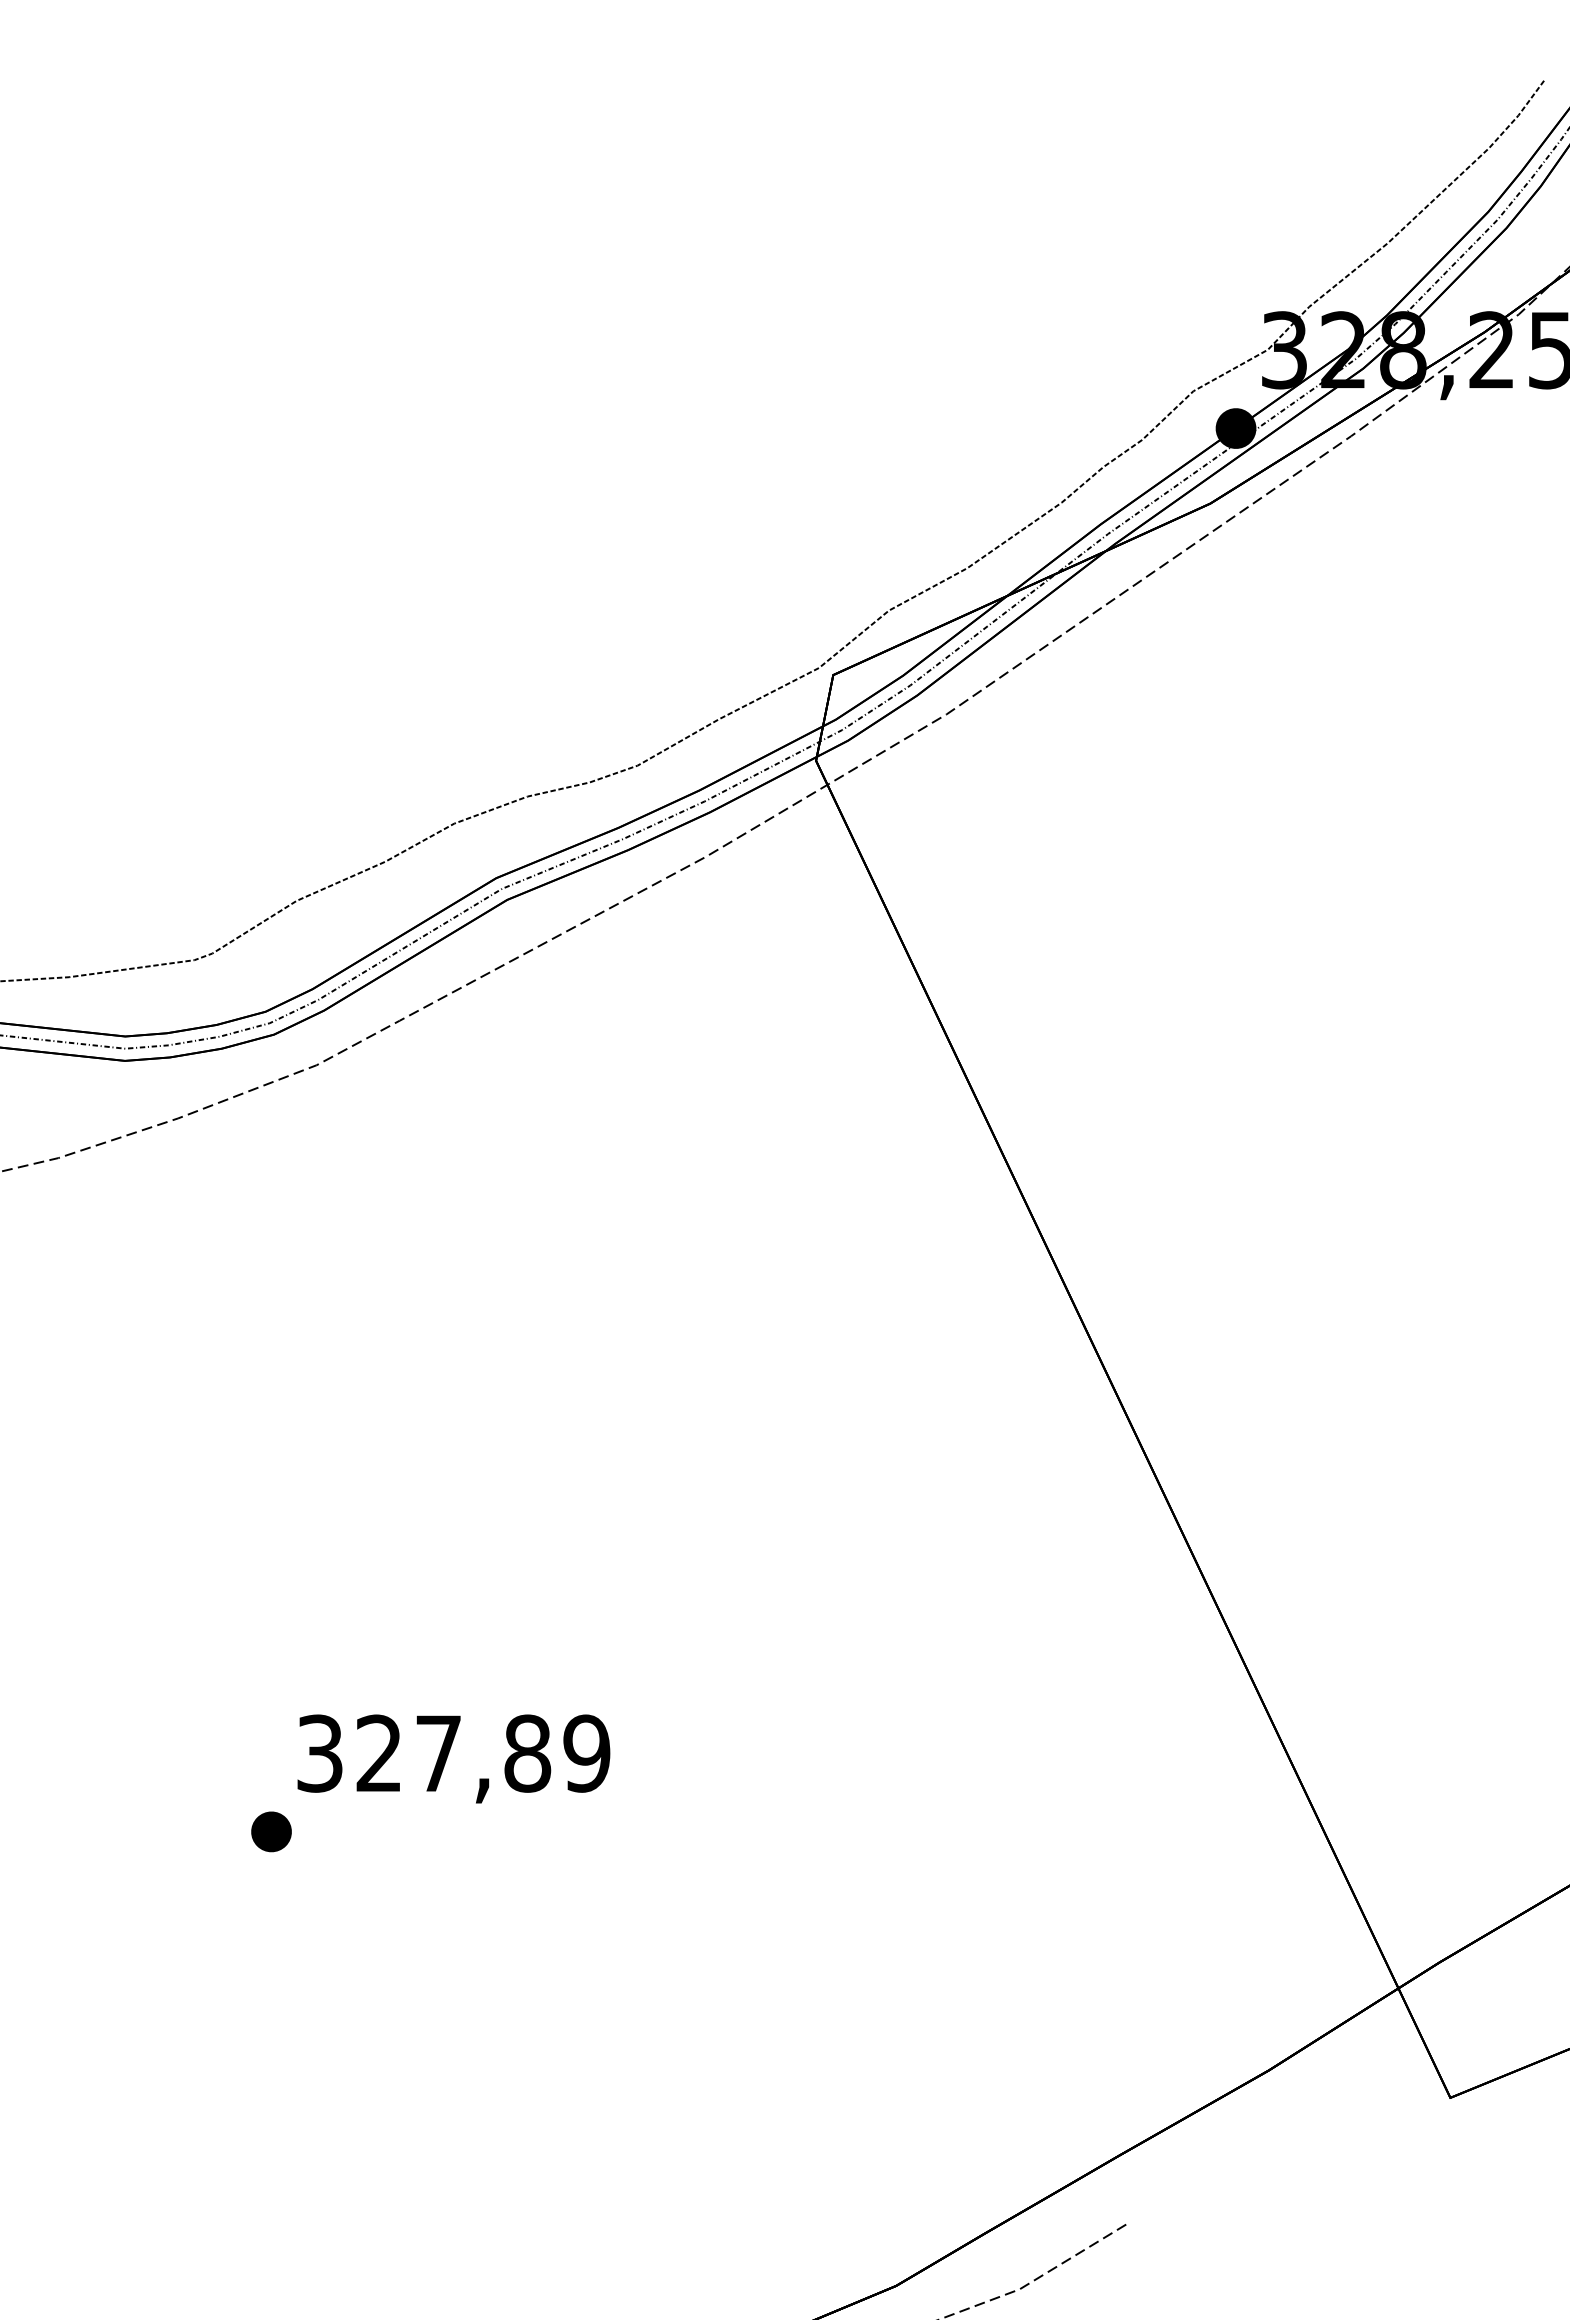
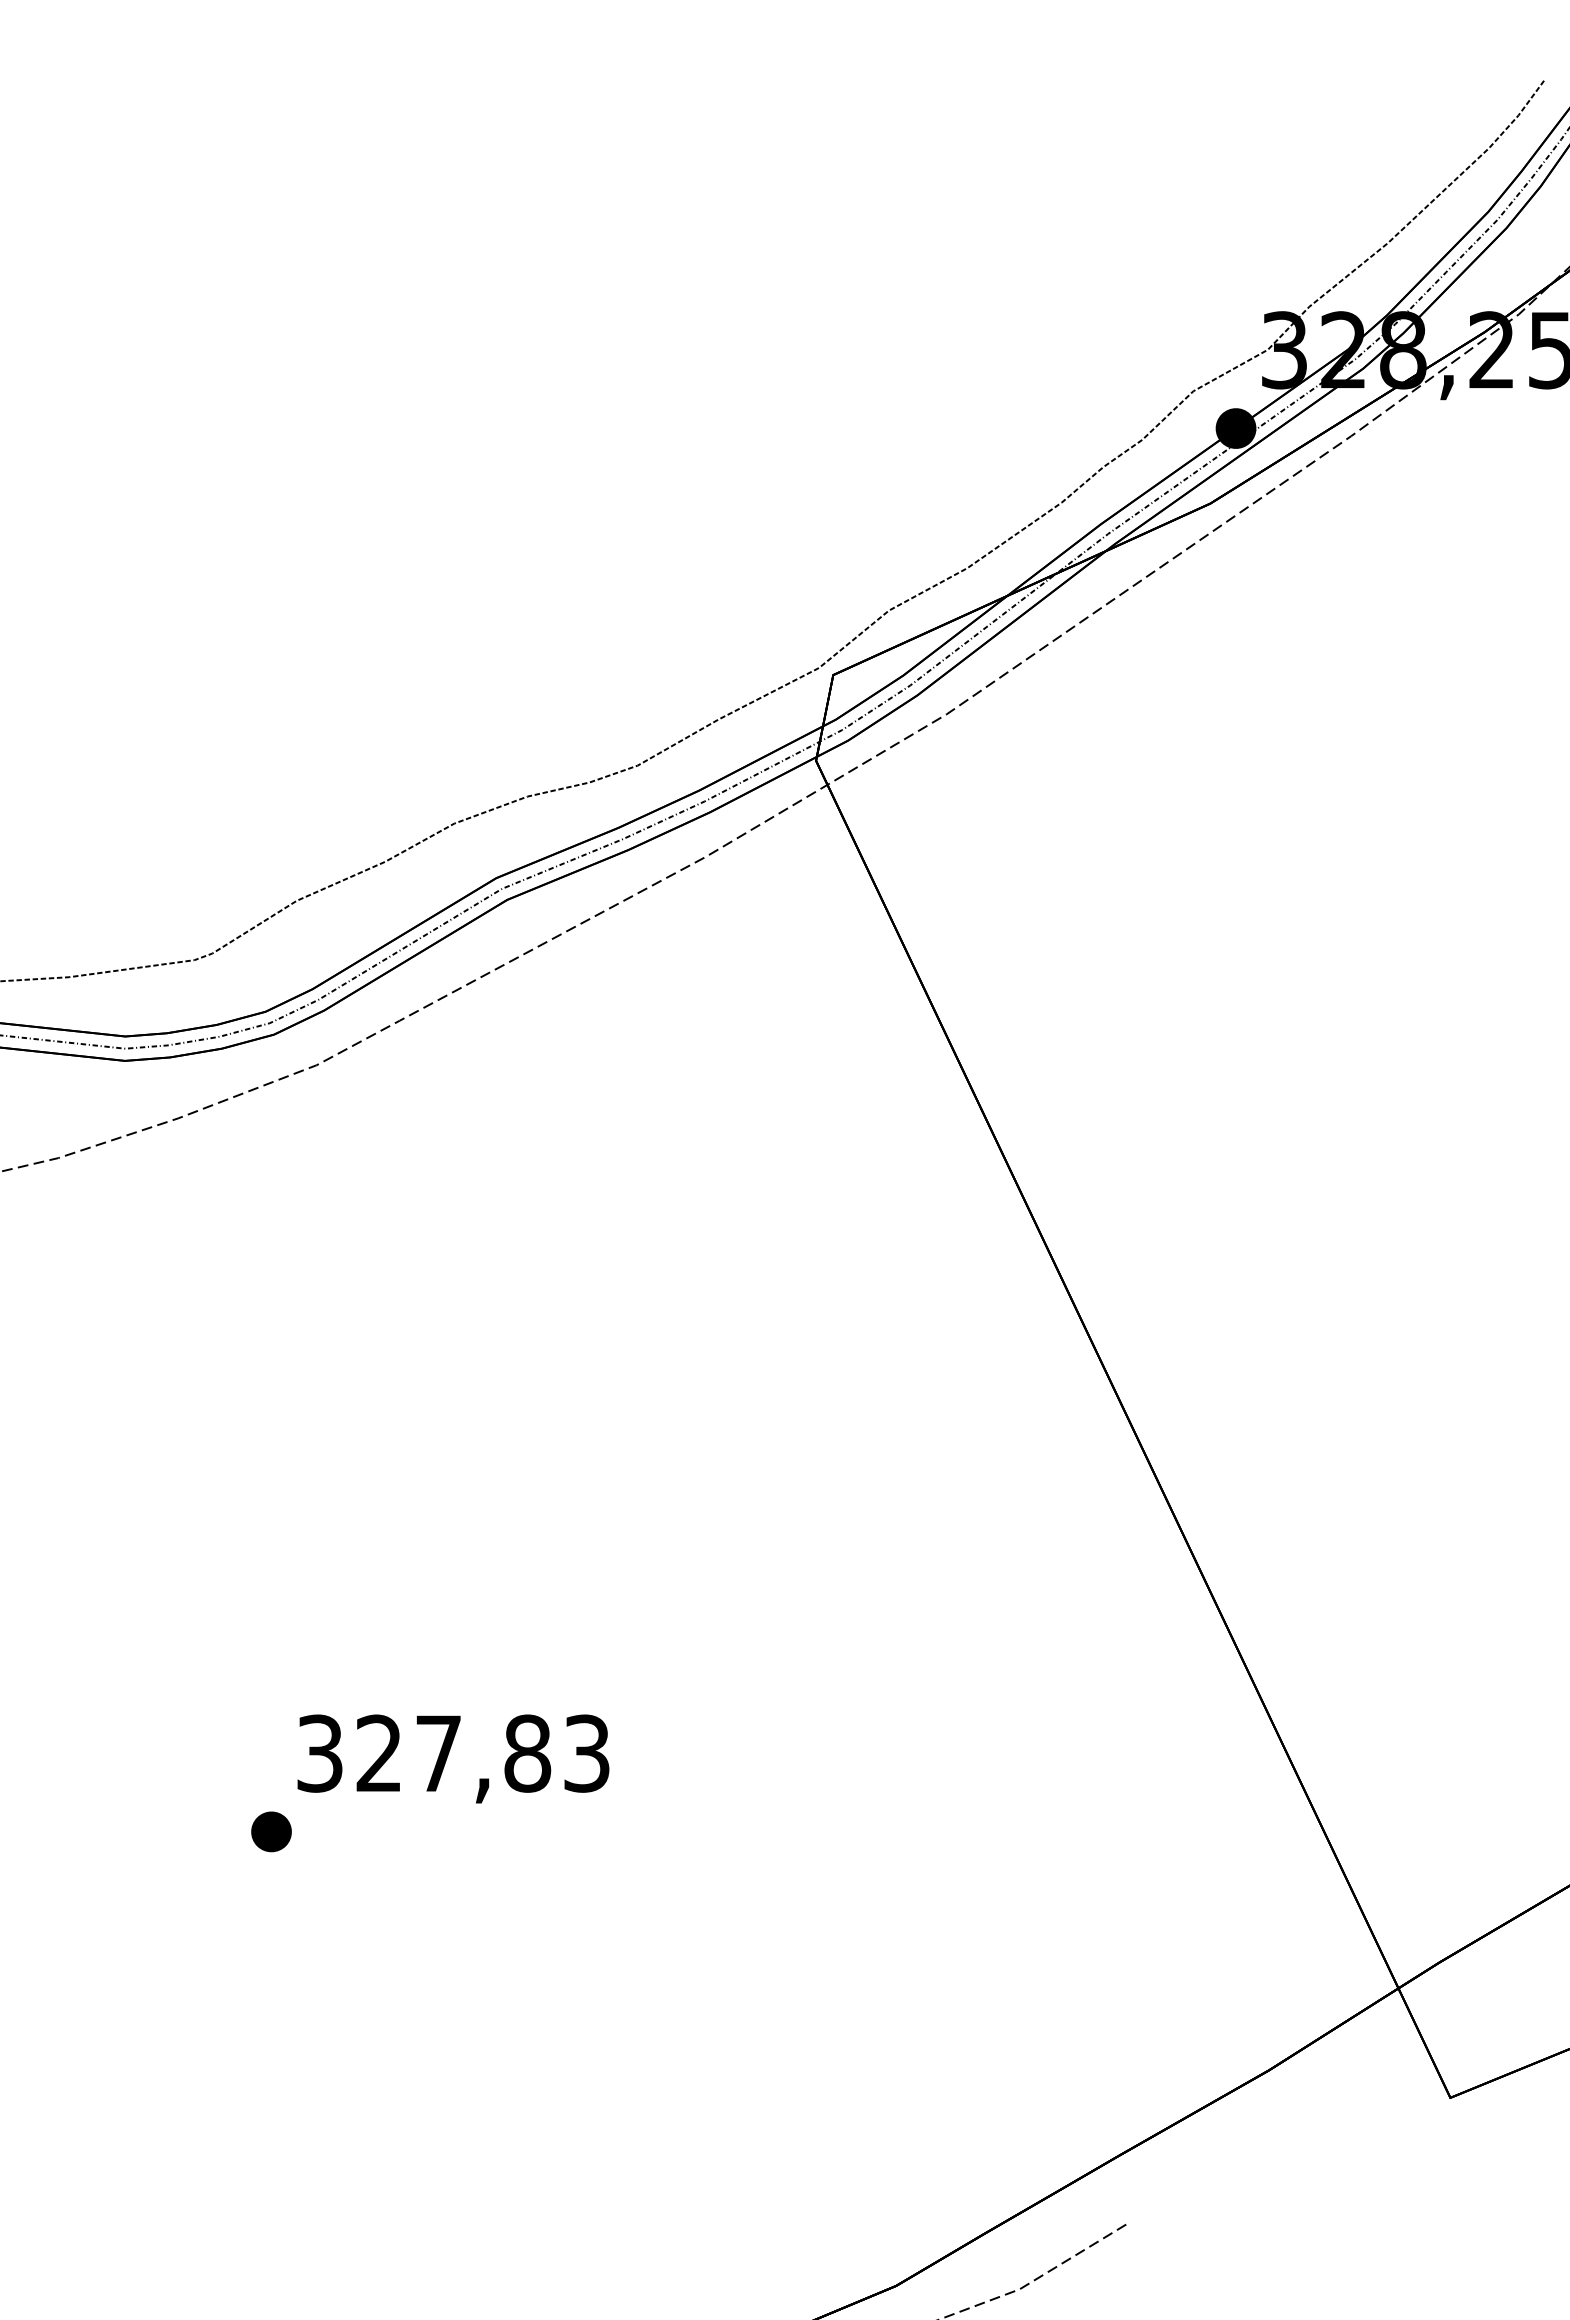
text: 327,89 -> 327,83 (586, 1753)
